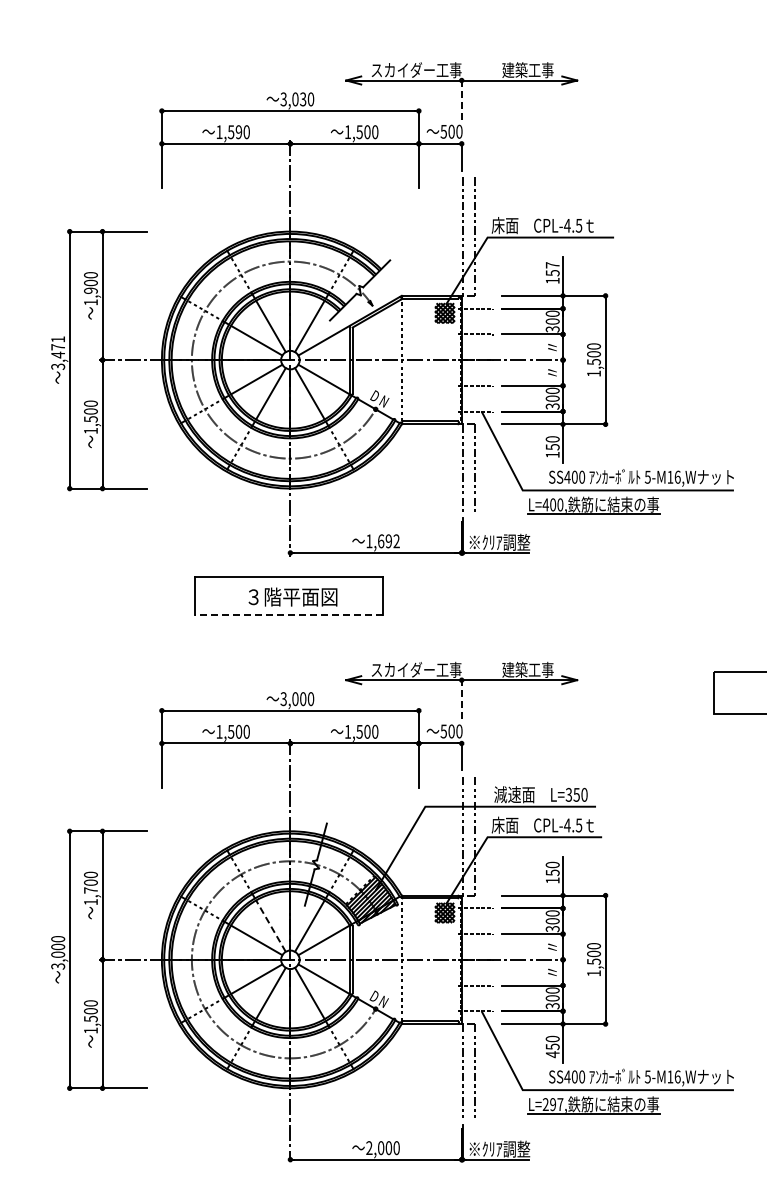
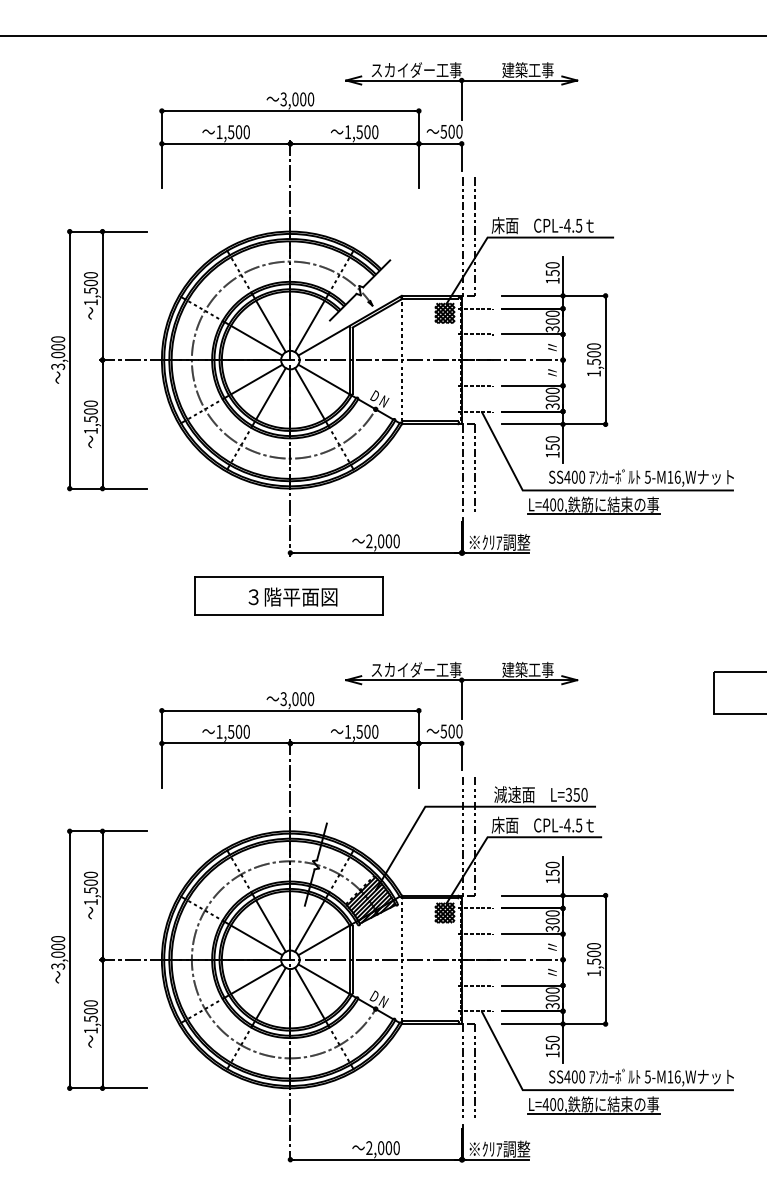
line: none -> present (382, 35)
text: 3,030 -> 3,000 (303, 99)
line: dashed -> solid (461, 100)
text: 1,590 -> 1,500 (238, 132)
text: 157 -> 150 (552, 265)
text: 1,900 -> 1,500 (90, 290)
text: 3,471 -> 3,000 (58, 347)
text: 1,692 -> 2,000 (382, 541)
line: dashed -> solid (288, 615)
line: dashed -> solid (461, 699)
text: 1,700 -> 1,500 (90, 890)
line: dashed -> solid (270, 926)
text: 450 -> 150 (552, 1054)
text: L=297, -> L=400, (552, 1104)
